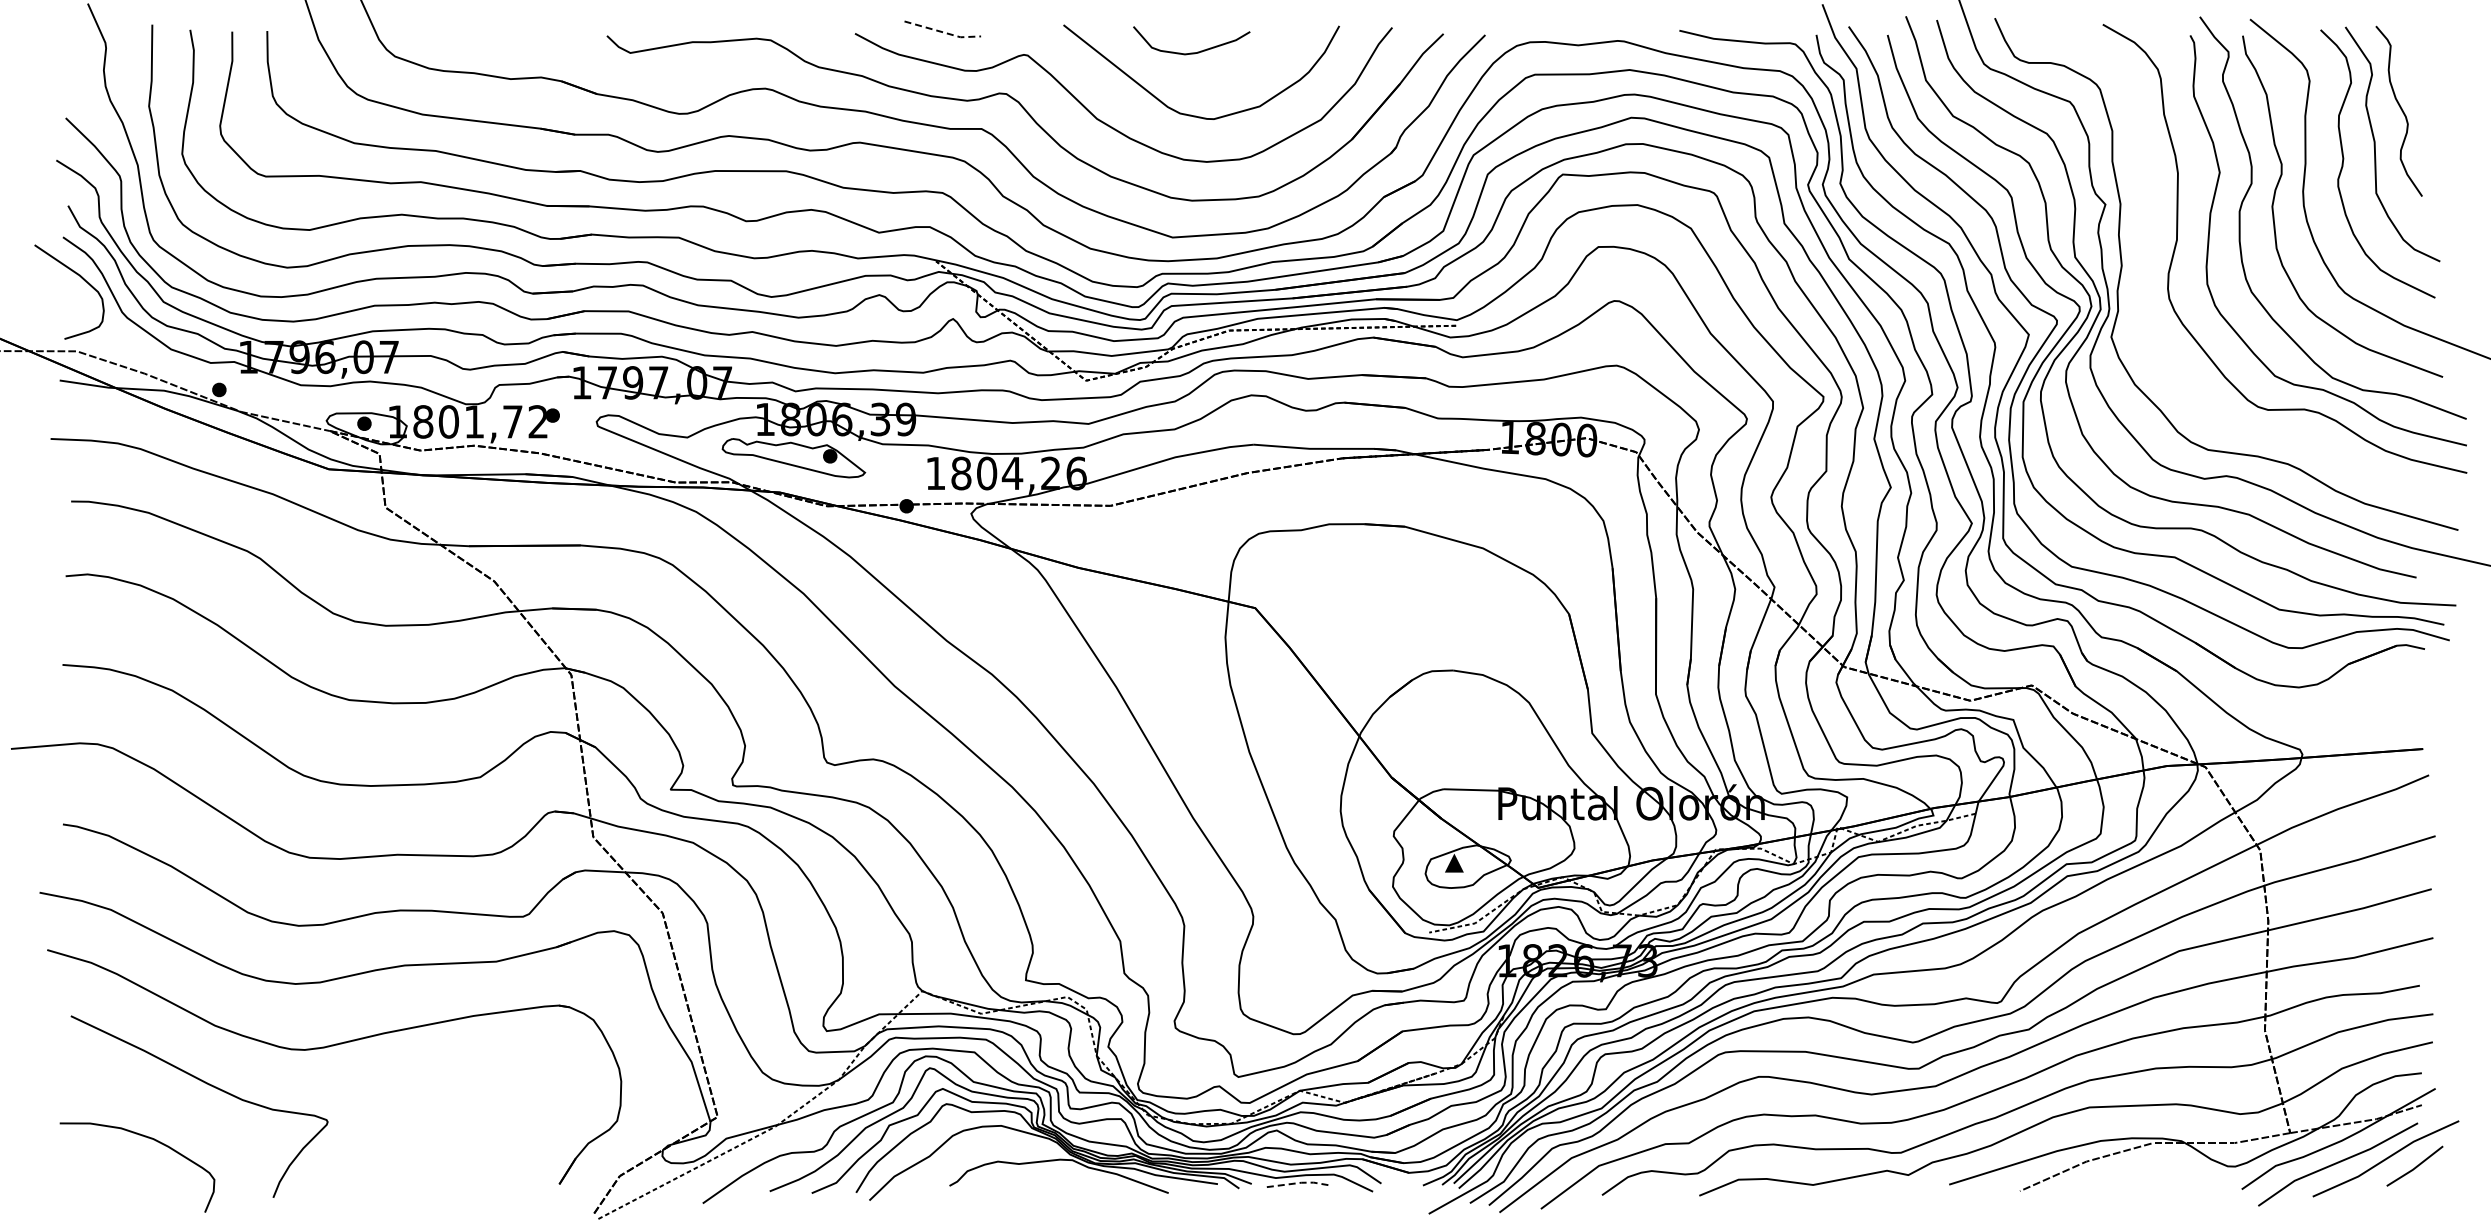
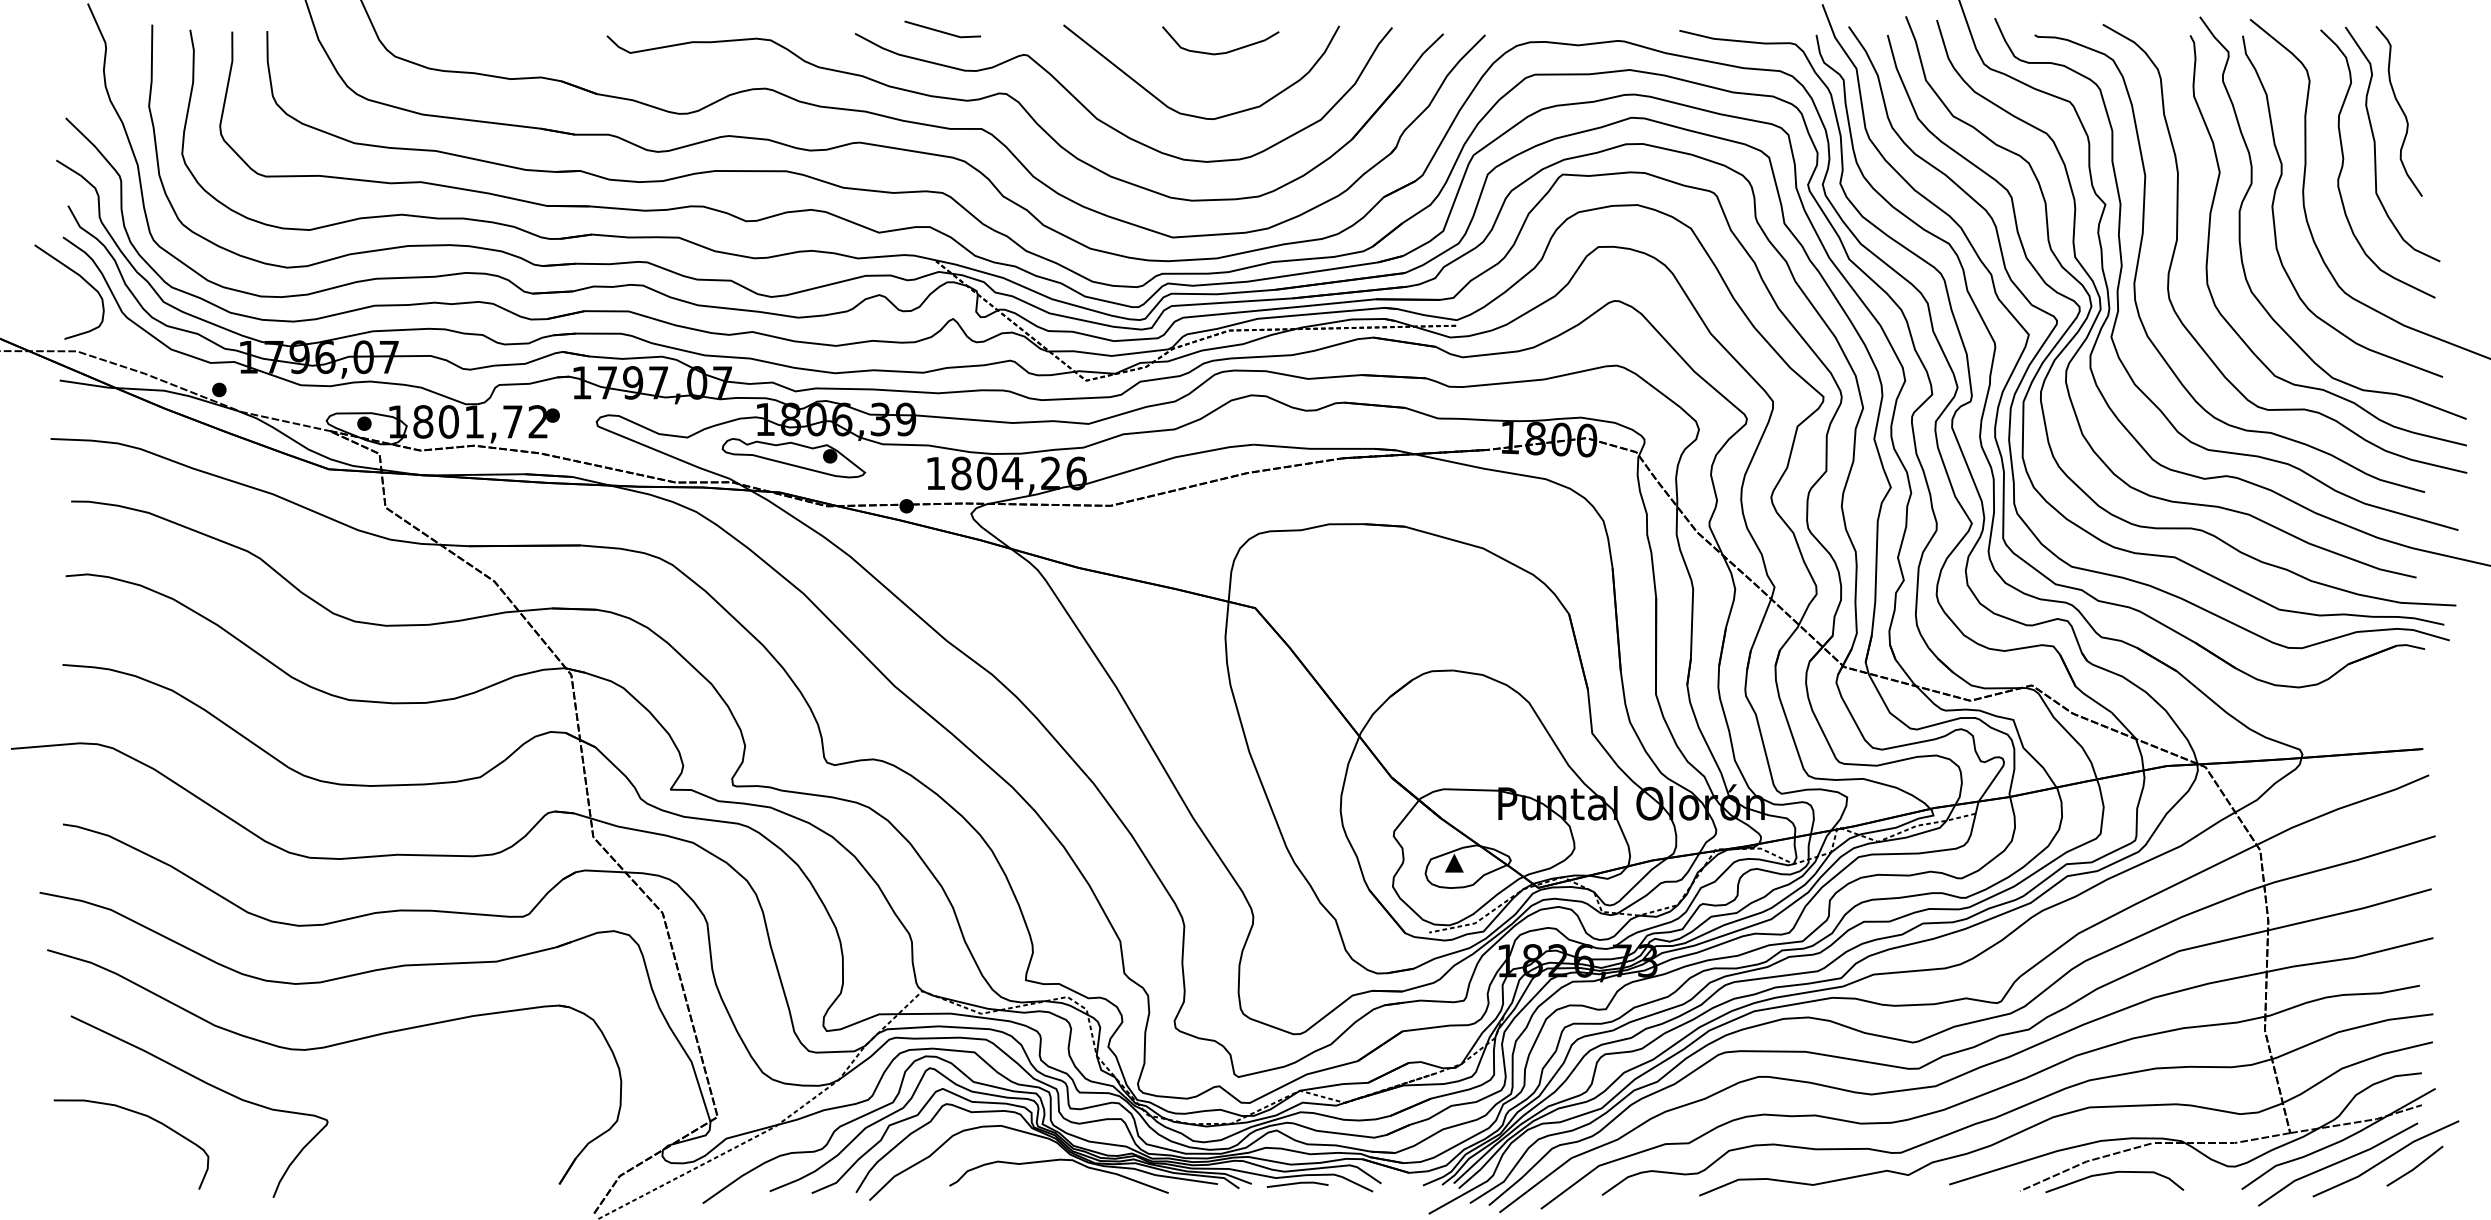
line: dashed -> solid (943, 32)
curve position: (1191, 52) -> (1220, 52) (1220, 52)
curve: none -> present (2141, 248)
curve position: (148, 1138) -> (142, 1115) (142, 1115)
curve: none -> present (2114, 1173)
line: dashed -> solid (1299, 1183)
